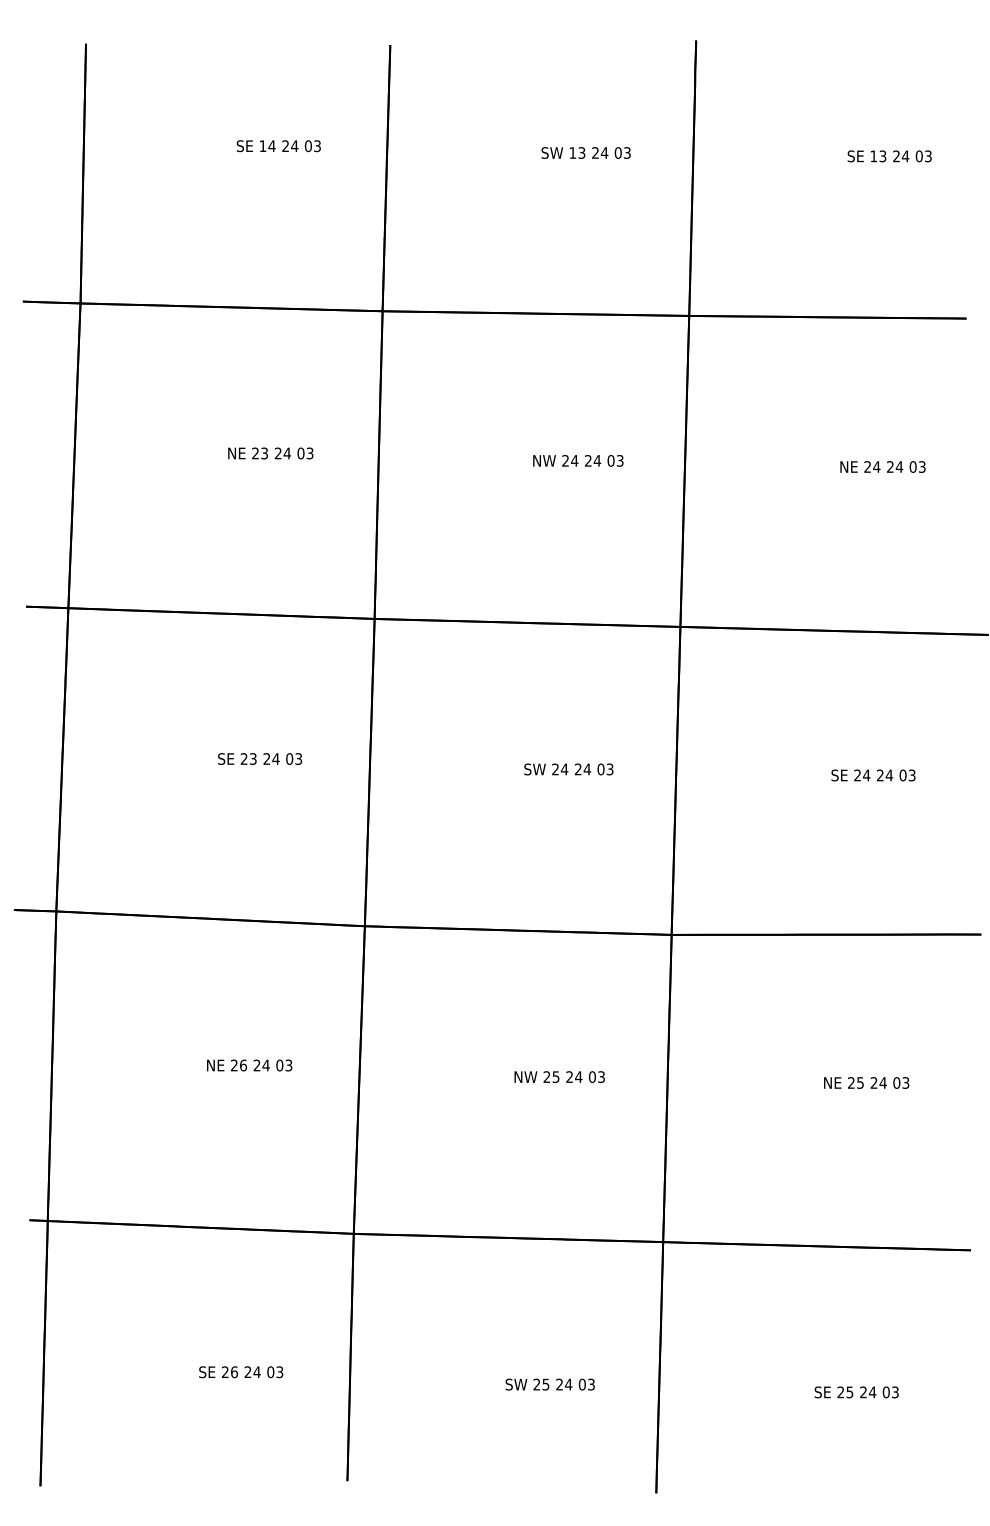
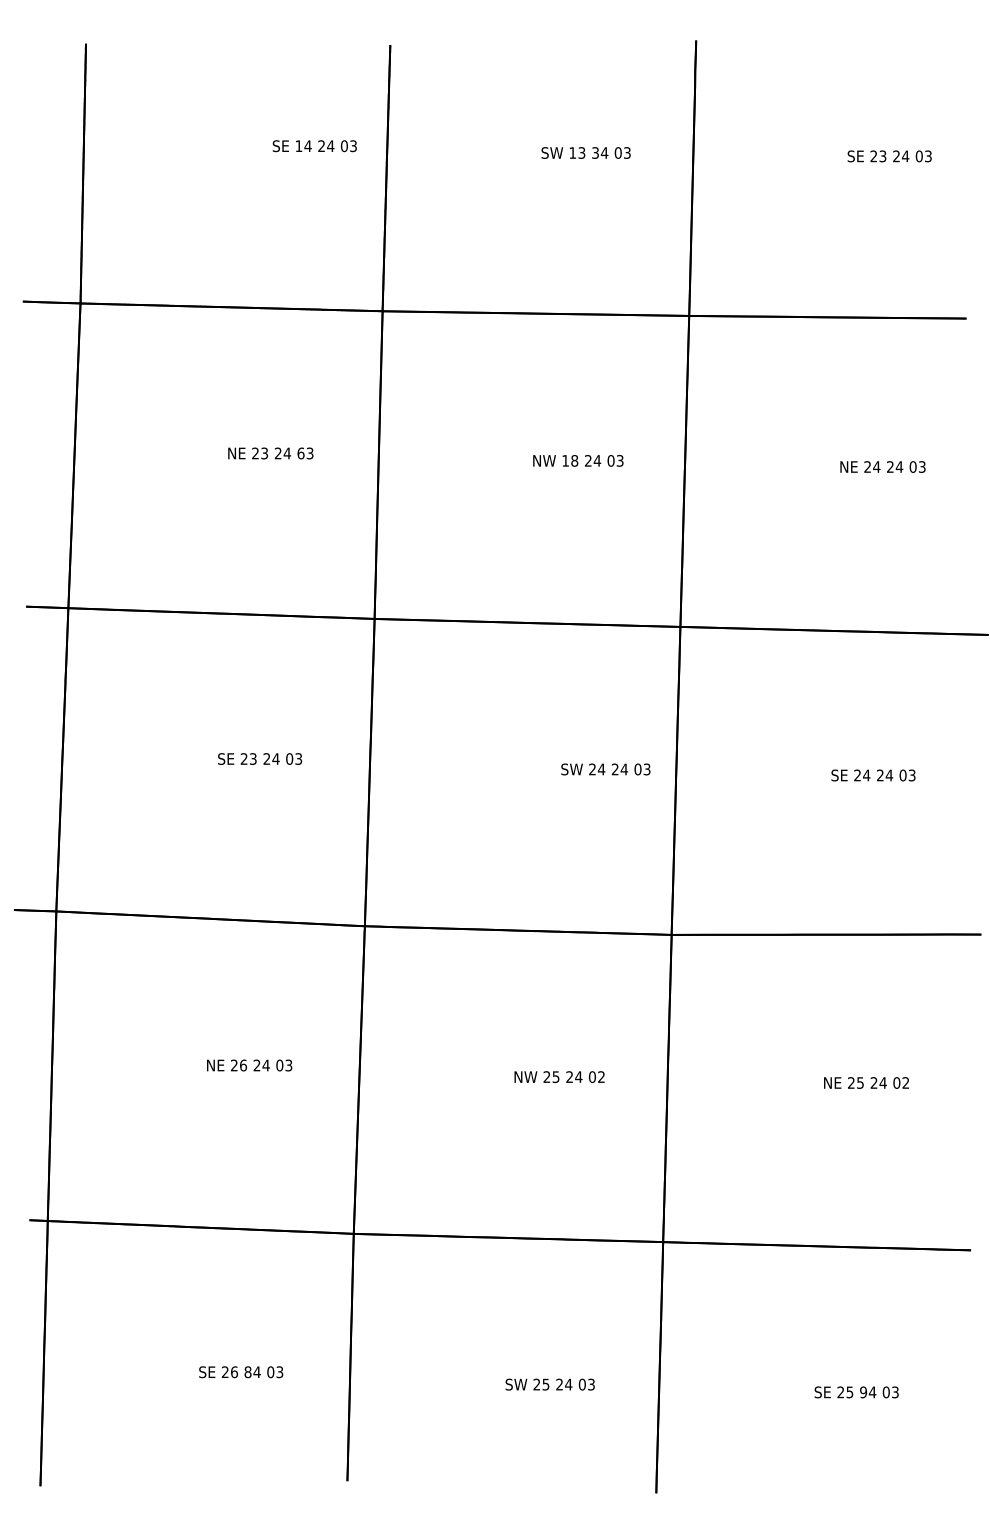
text position: (278, 146) -> (314, 146) (314, 146)
text: 24 -> 34 (595, 152)
text: 13 -> 23 (873, 156)
text: 03 -> 63 (300, 453)
text: 24 -> 18 (570, 460)
text position: (568, 769) -> (605, 769) (605, 769)
text: 03 -> 02 (601, 1077)
text: 03 -> 02 (905, 1082)
text: 24 -> 84 (247, 1372)
text: 24 -> 94 (863, 1392)
